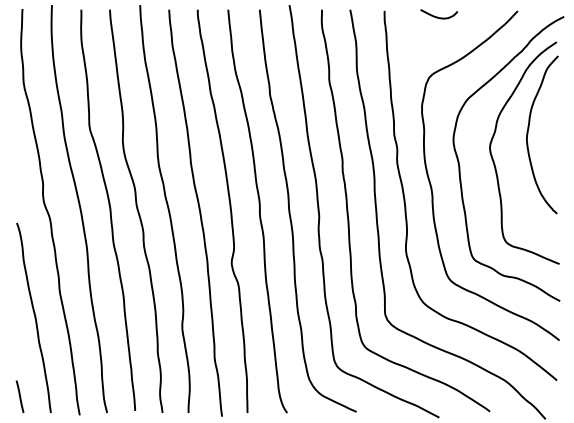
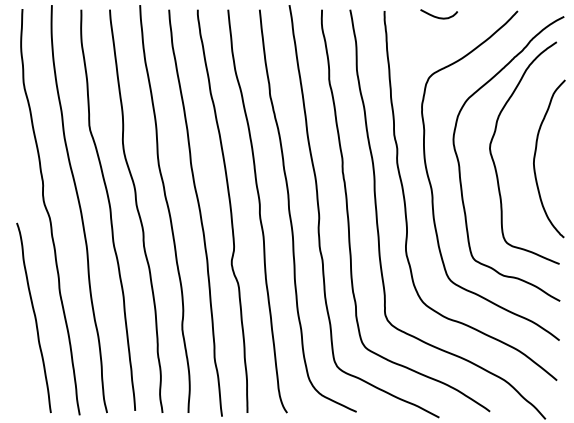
curve position: (528, 134) -> (535, 158) (535, 158)
line: present -> none (19, 396)
